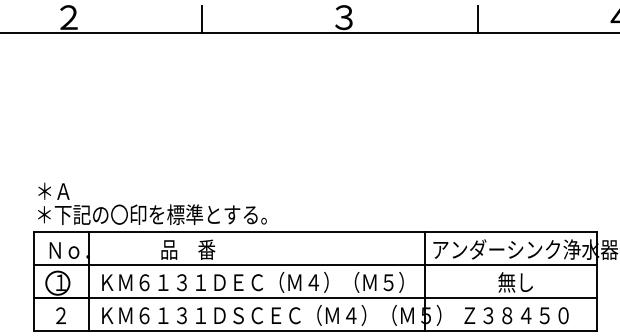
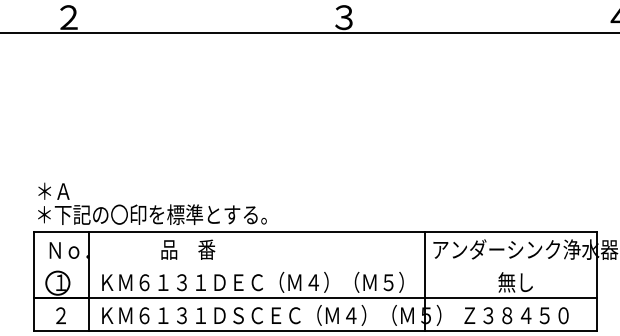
line: present -> none (202, 19)
line: present -> none (477, 19)
line: present -> none (315, 264)
